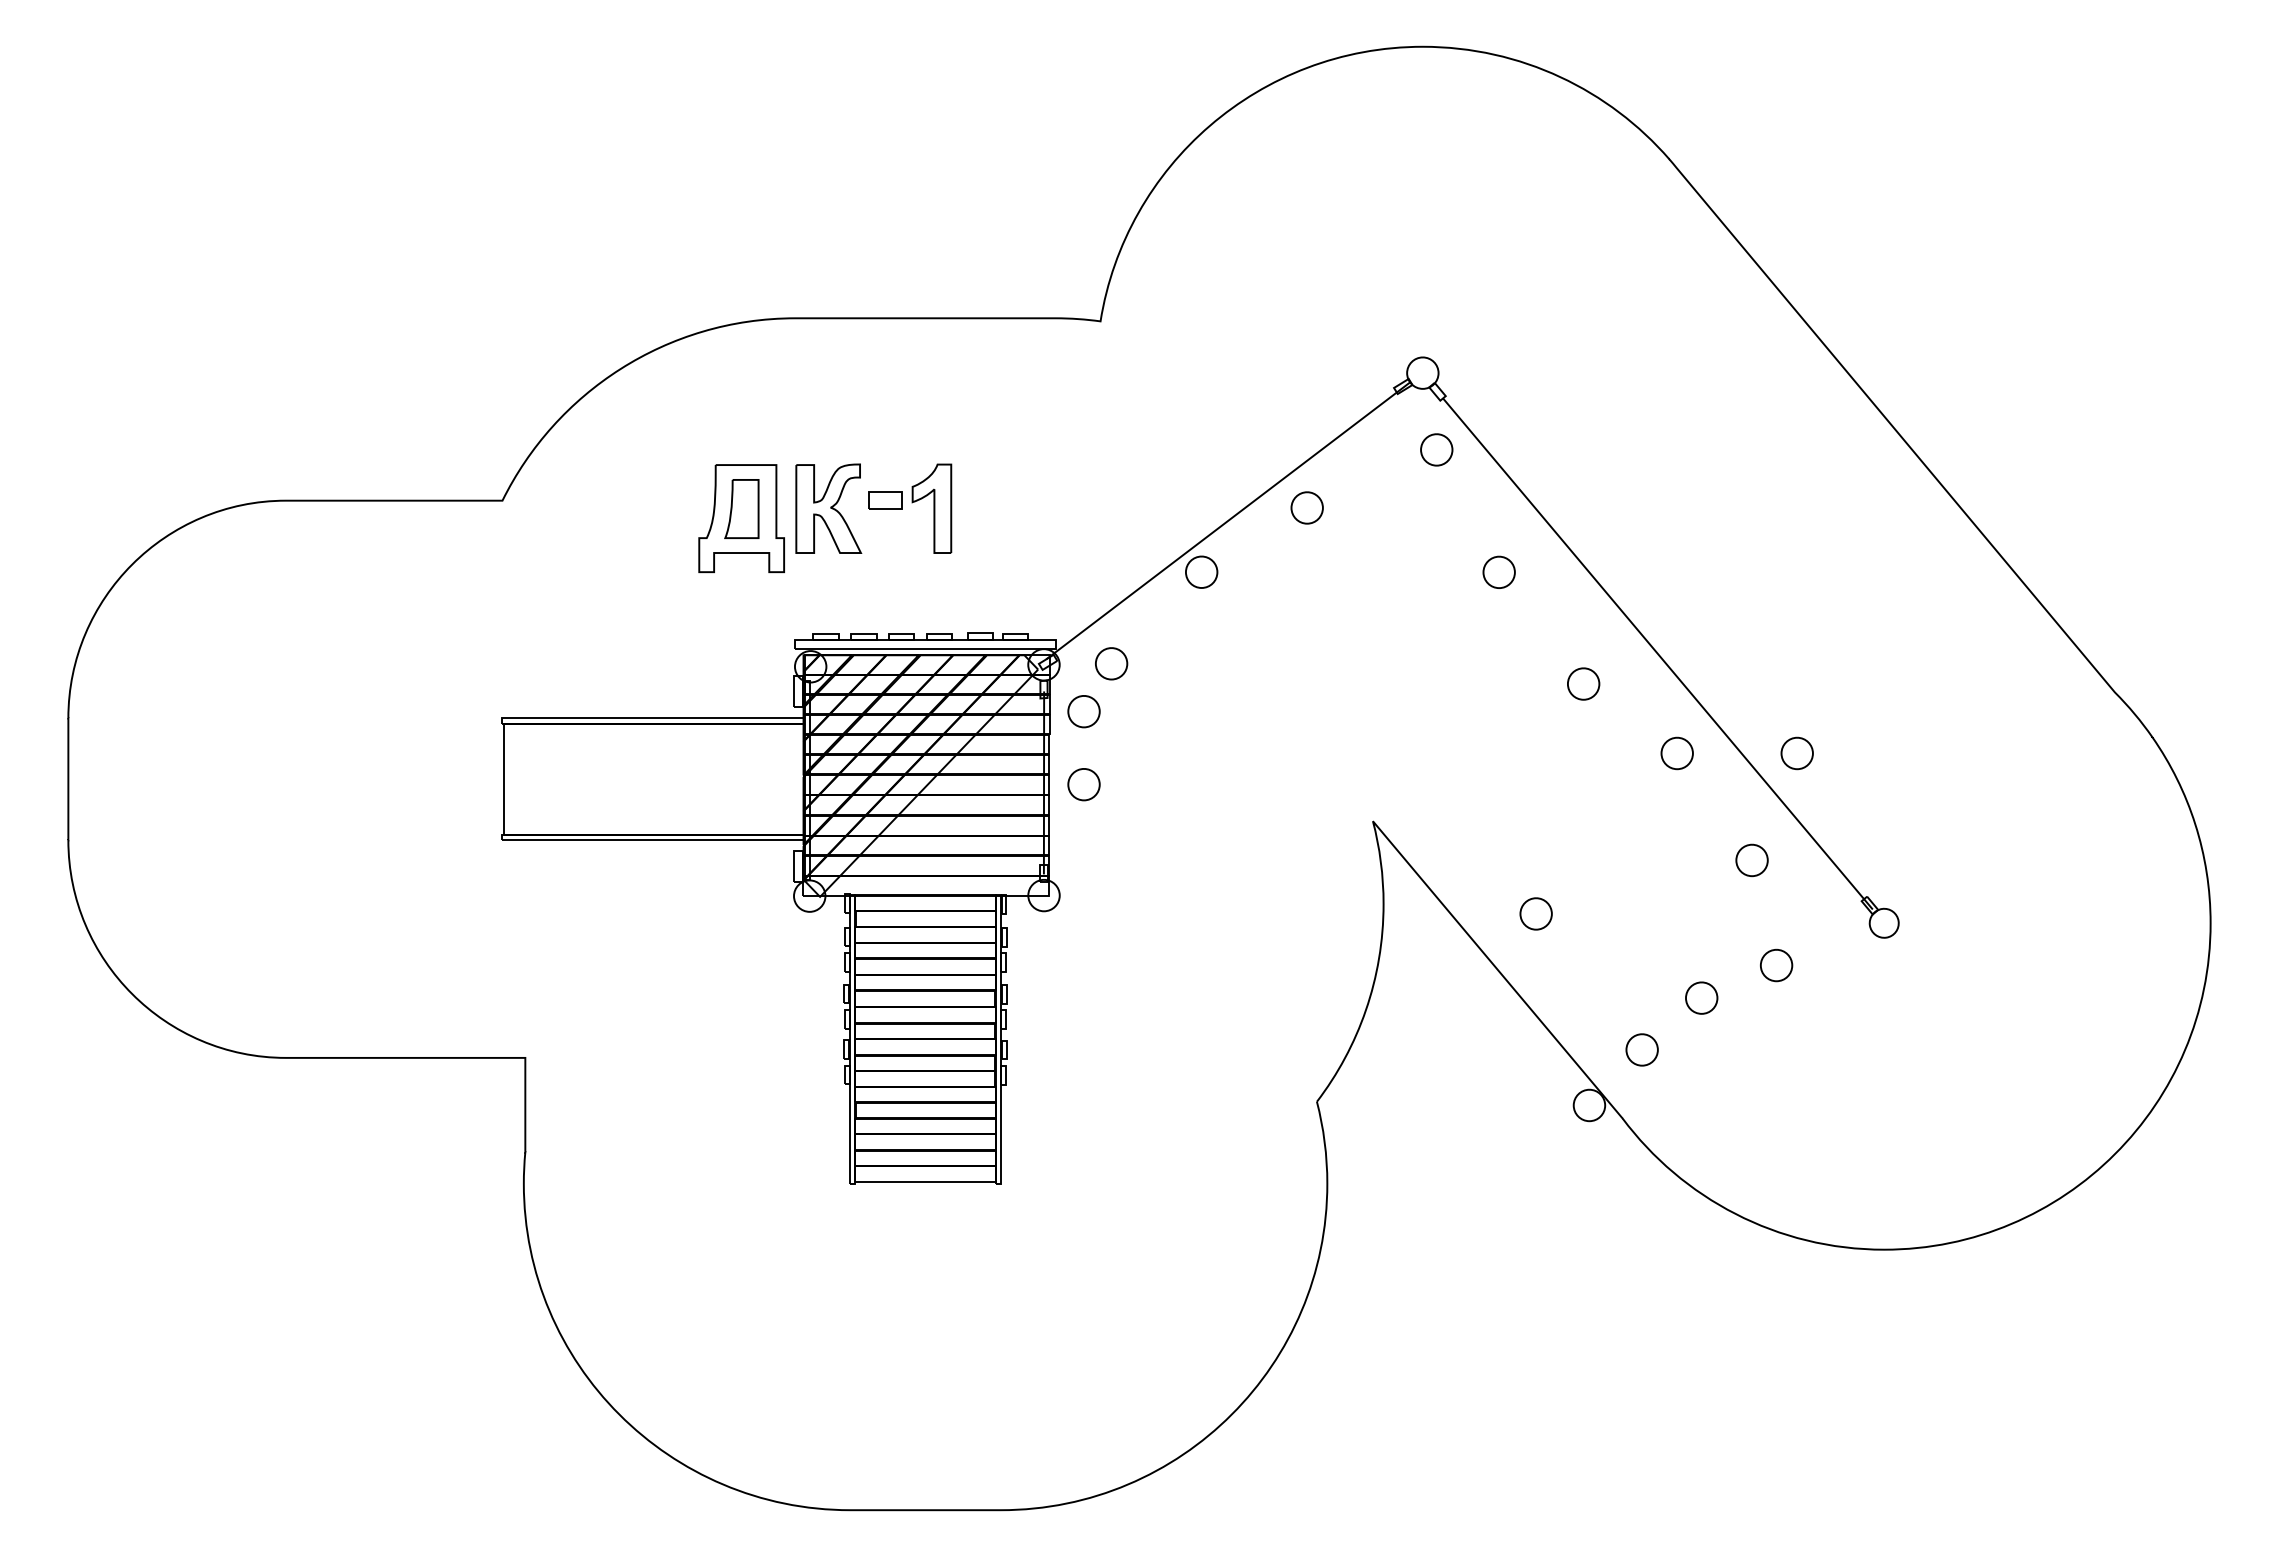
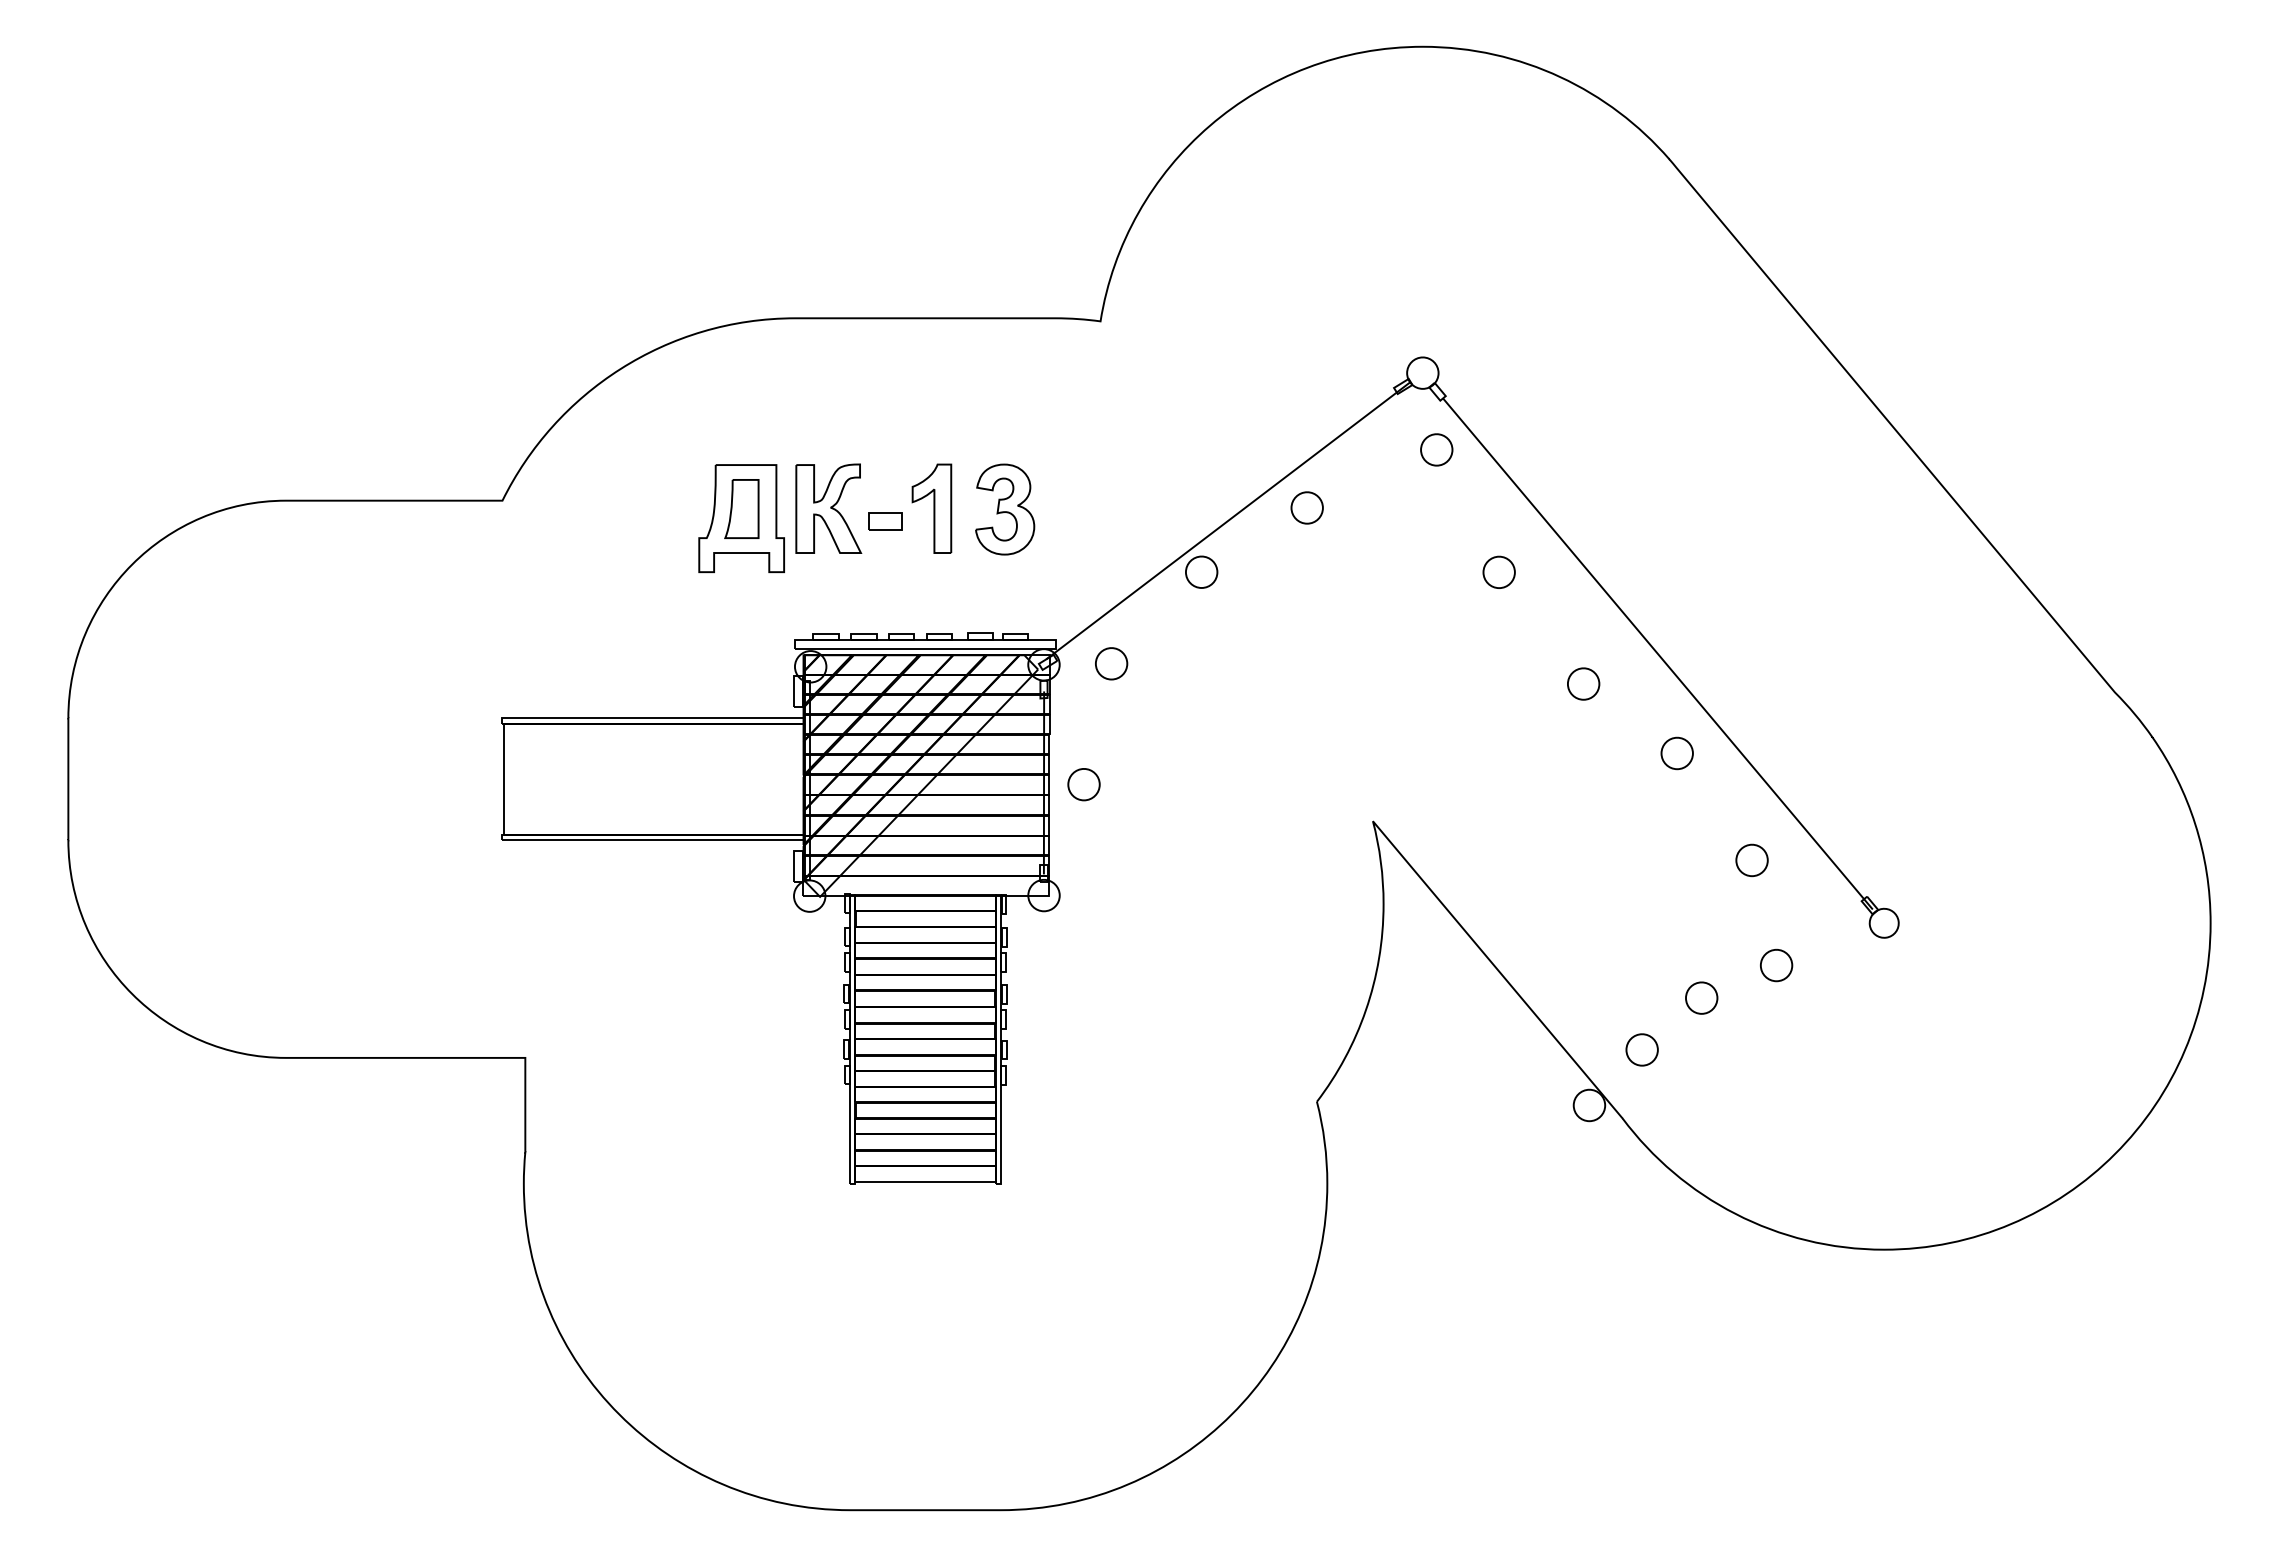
part position: (885, 500) -> (885, 521) (885, 521)
part: none -> present (1005, 509)
part: present -> none (1083, 711)
part: present -> none (1796, 753)
part: present -> none (1535, 913)
